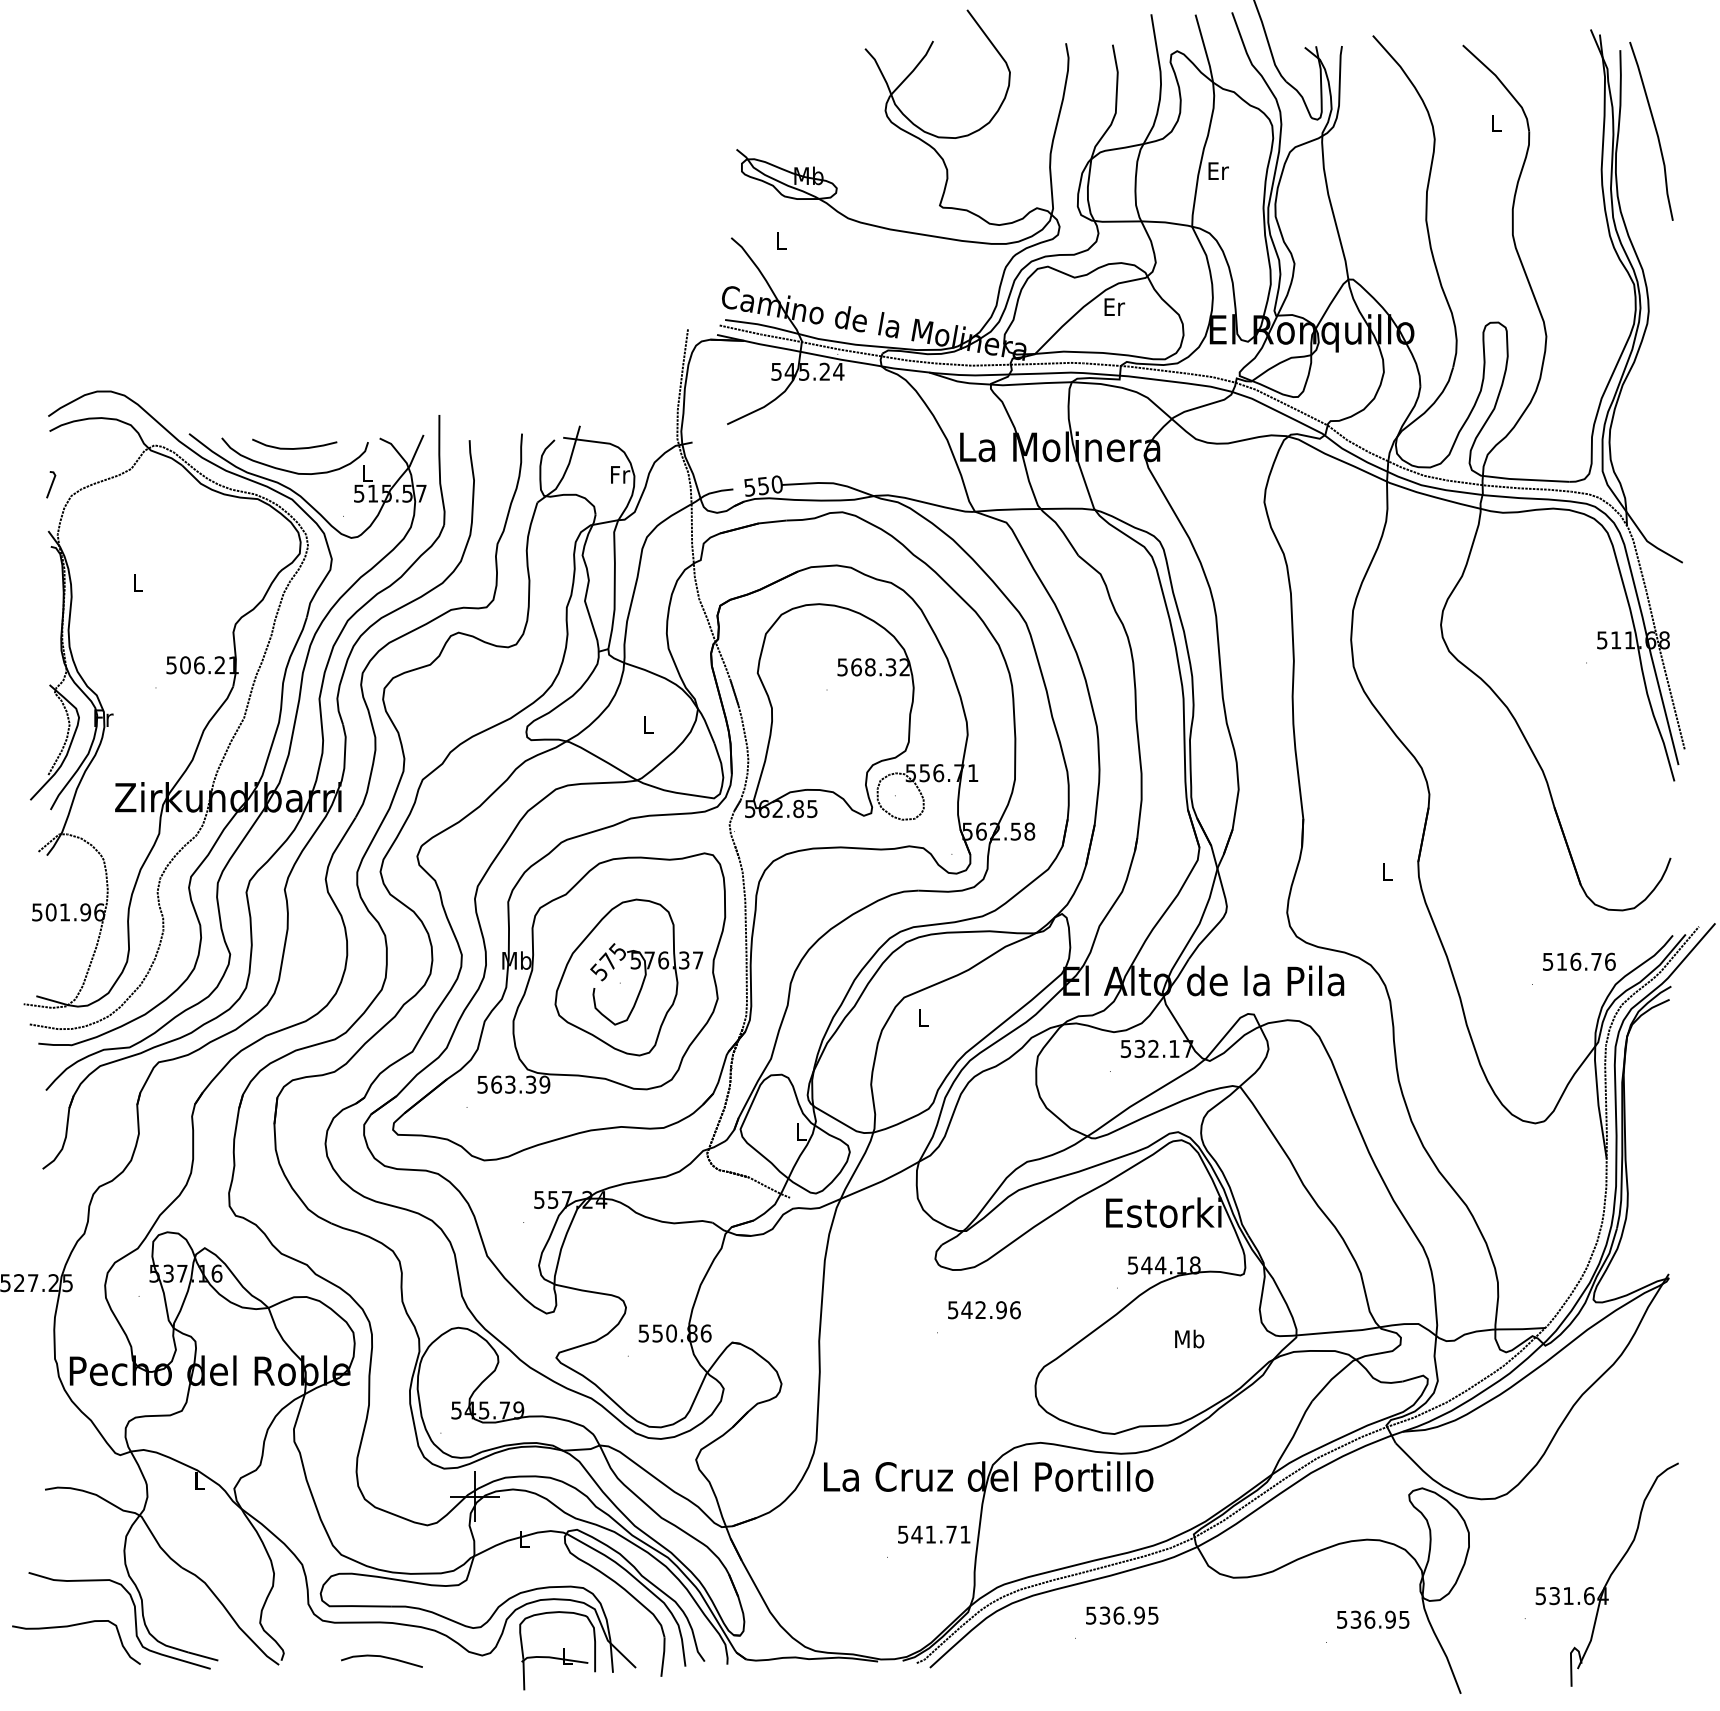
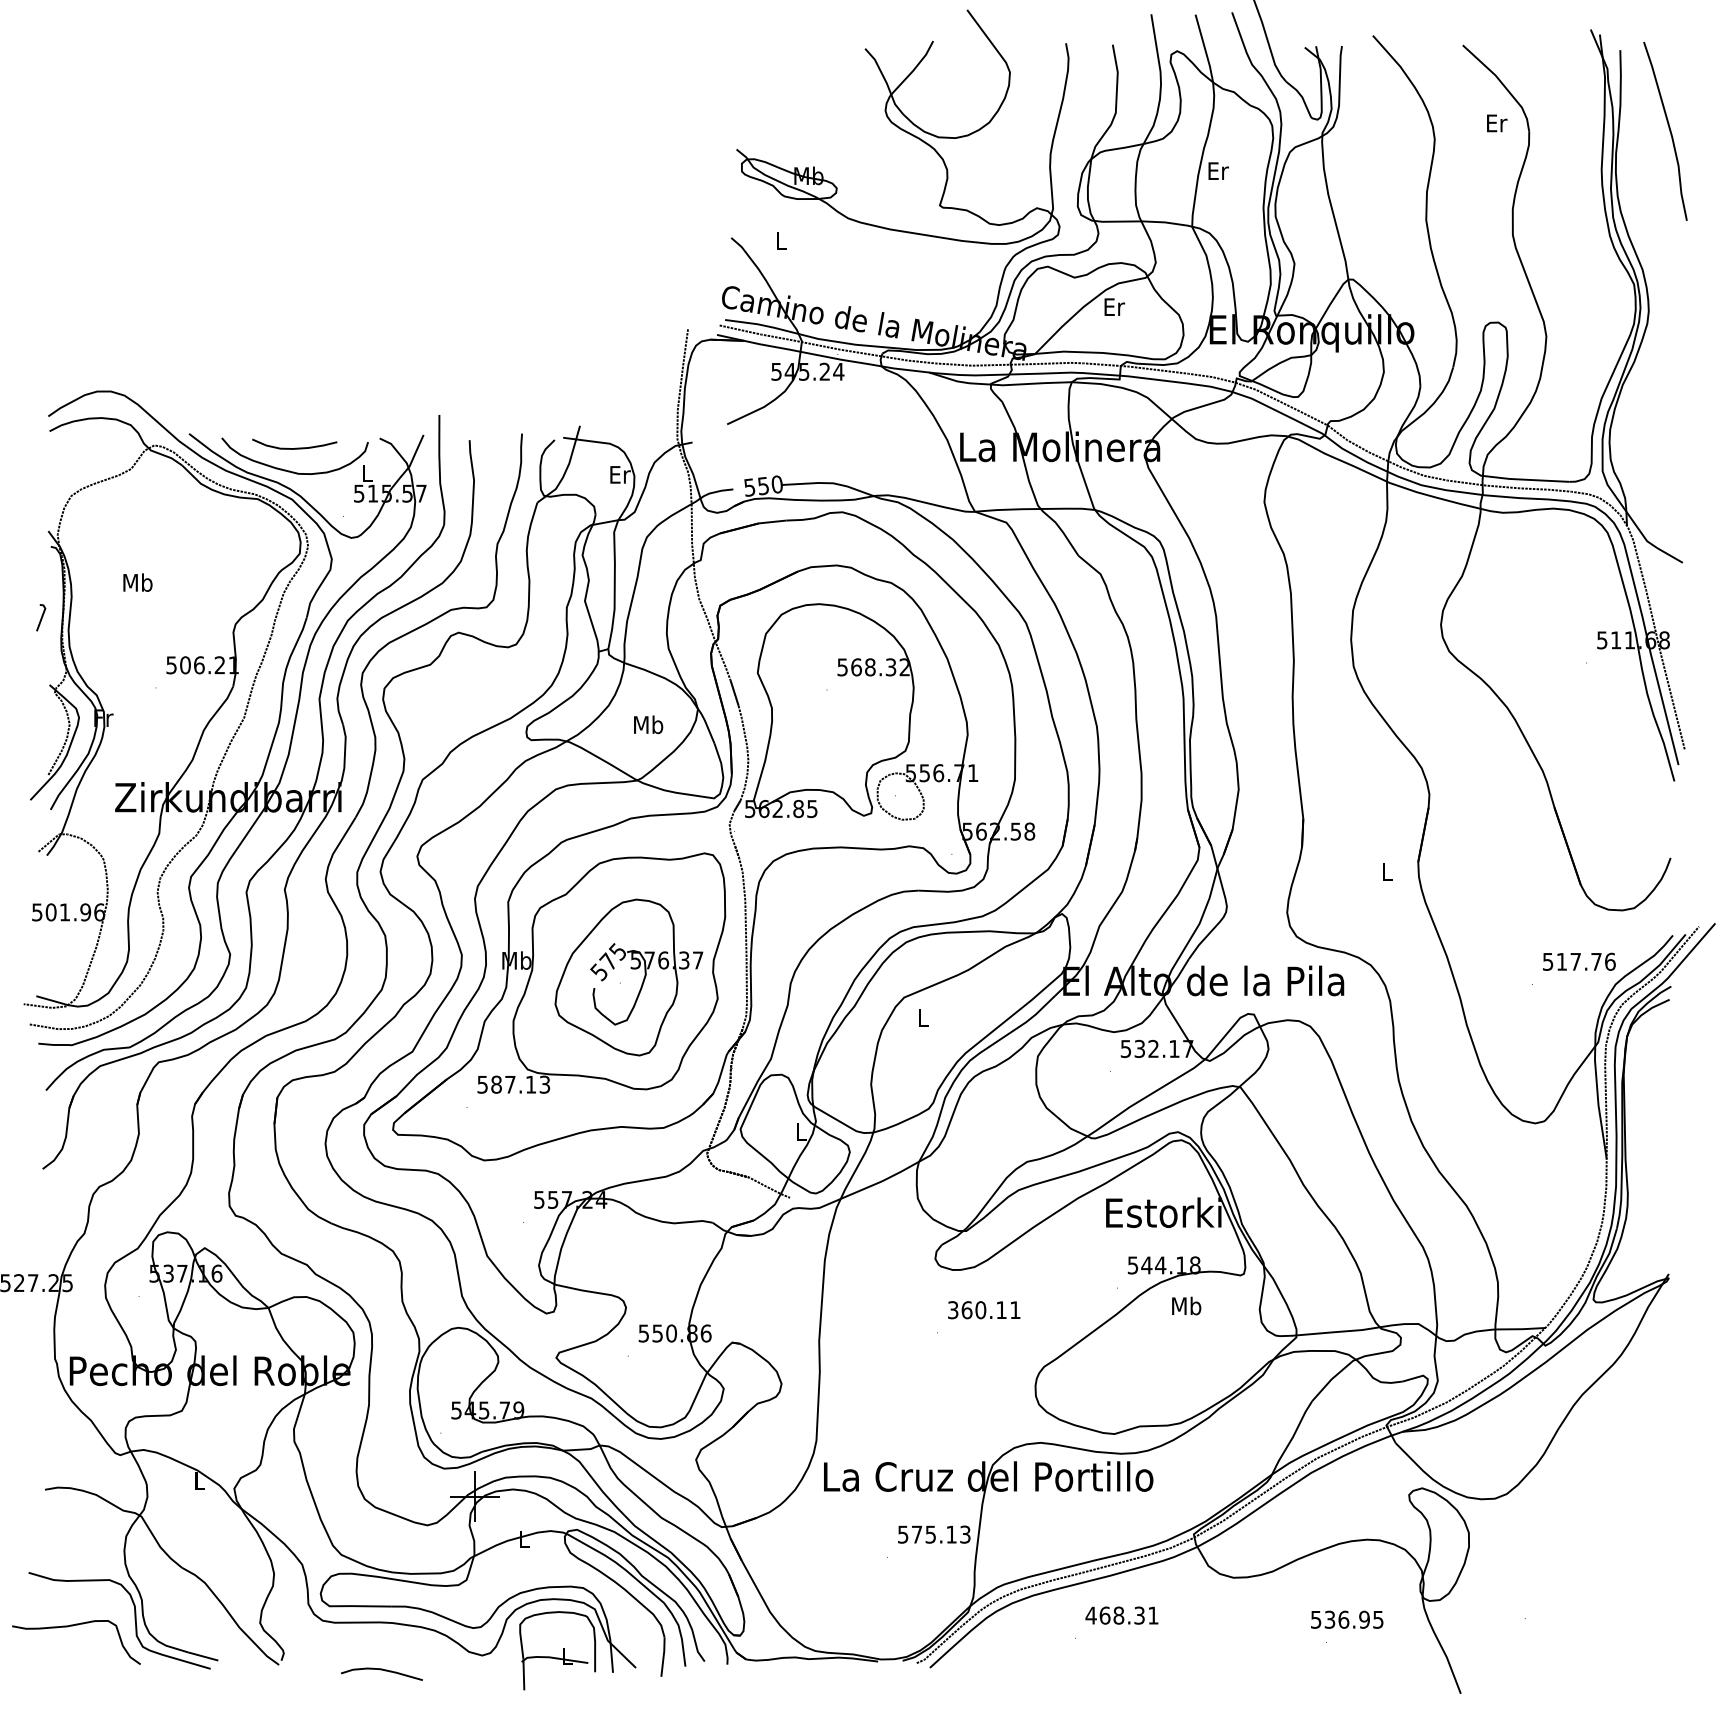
text: L -> Er (1497, 123)
curve position: (1654, 128) -> (1668, 128) (1668, 128)
text: Fr -> Er (620, 474)
line position: (51, 484) -> (41, 617) (41, 617)
text: L -> Mb (137, 582)
text: L -> Mb (648, 724)
text: 516.76 -> 517.76 (1575, 961)
text: 563.39 -> 587.13 (520, 1084)
text: 542.96 -> 360.11 (984, 1310)
text position: (1189, 1338) -> (1186, 1305) (1186, 1305)
text: 541.71 -> 575.13 (940, 1534)
part: present -> none (1606, 1574)
text: 536.95 -> 468.31 (1121, 1615)
text position: (1373, 1619) -> (1347, 1619) (1347, 1619)
curve position: (381, 1657) -> (381, 1670) (381, 1670)
